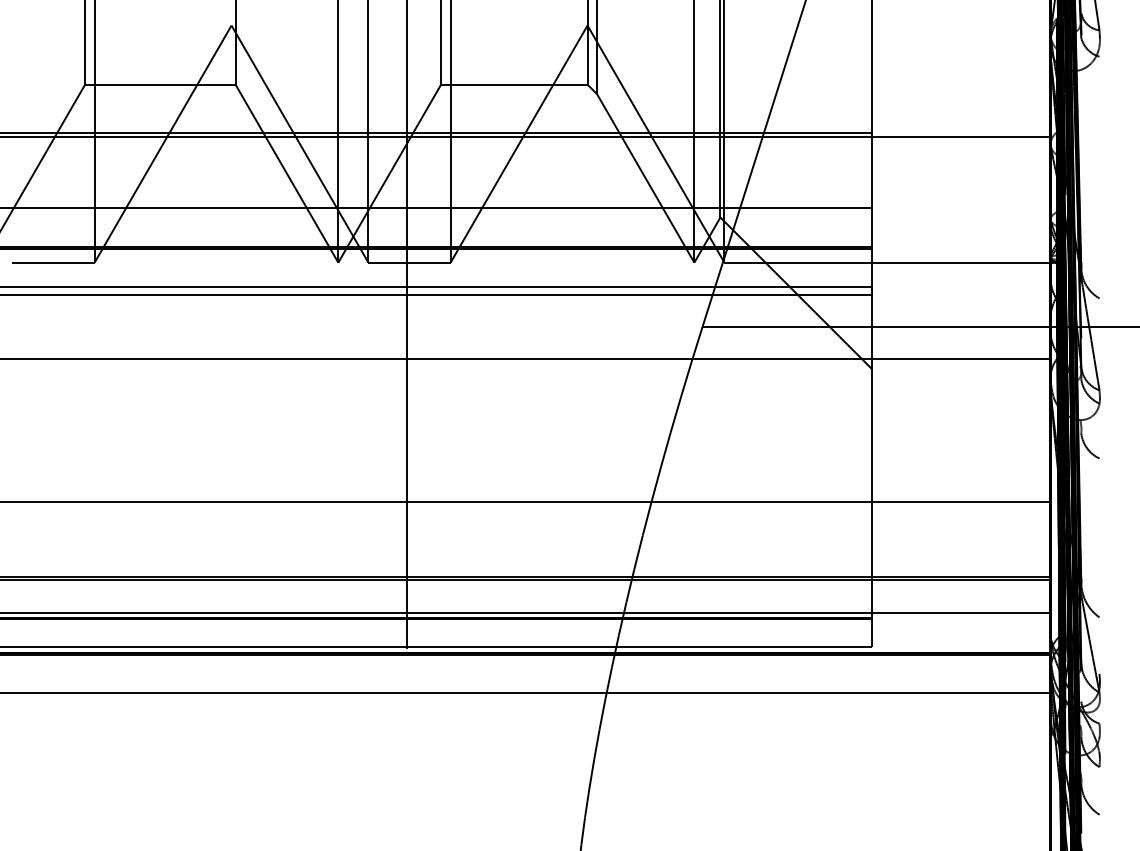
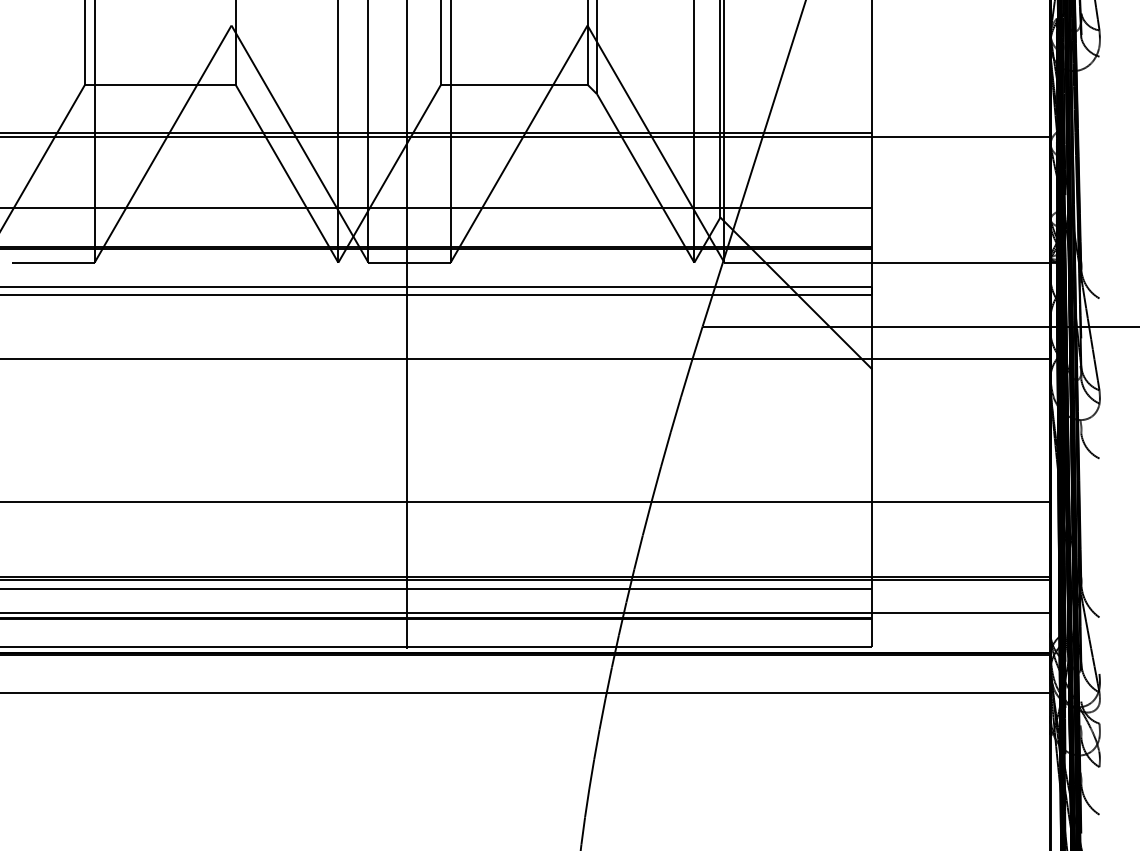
line: none -> present (437, 588)
